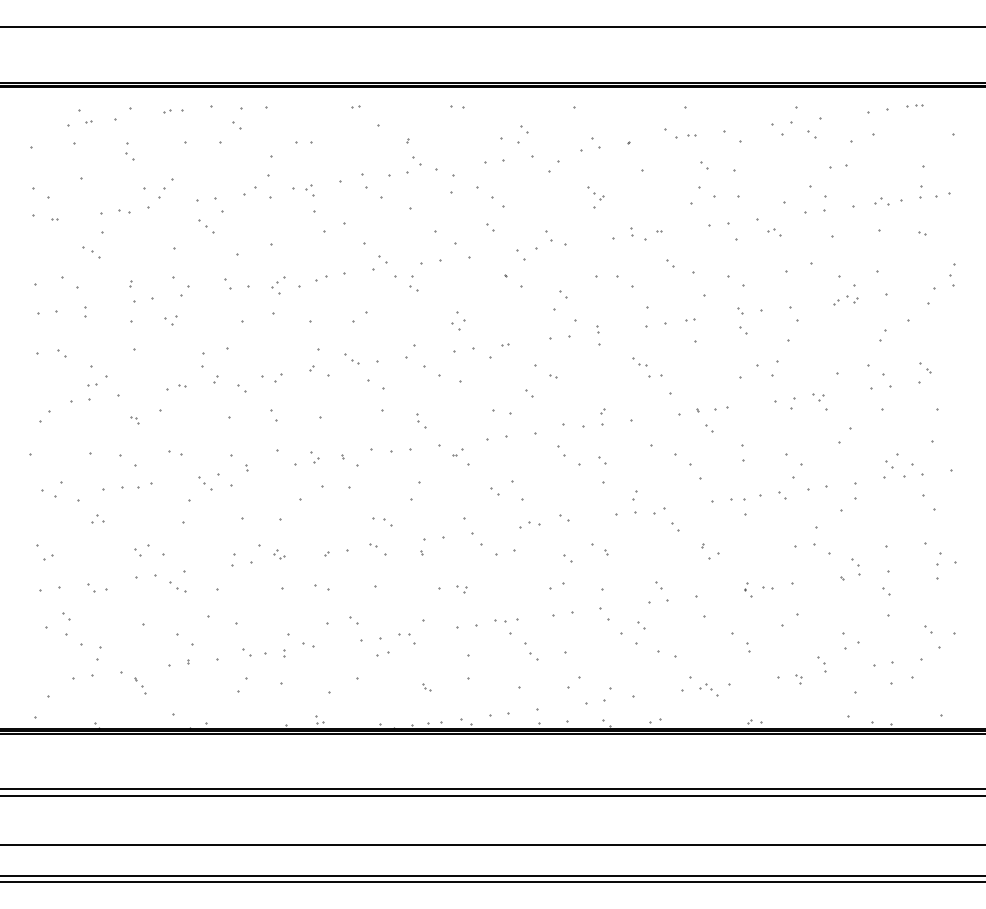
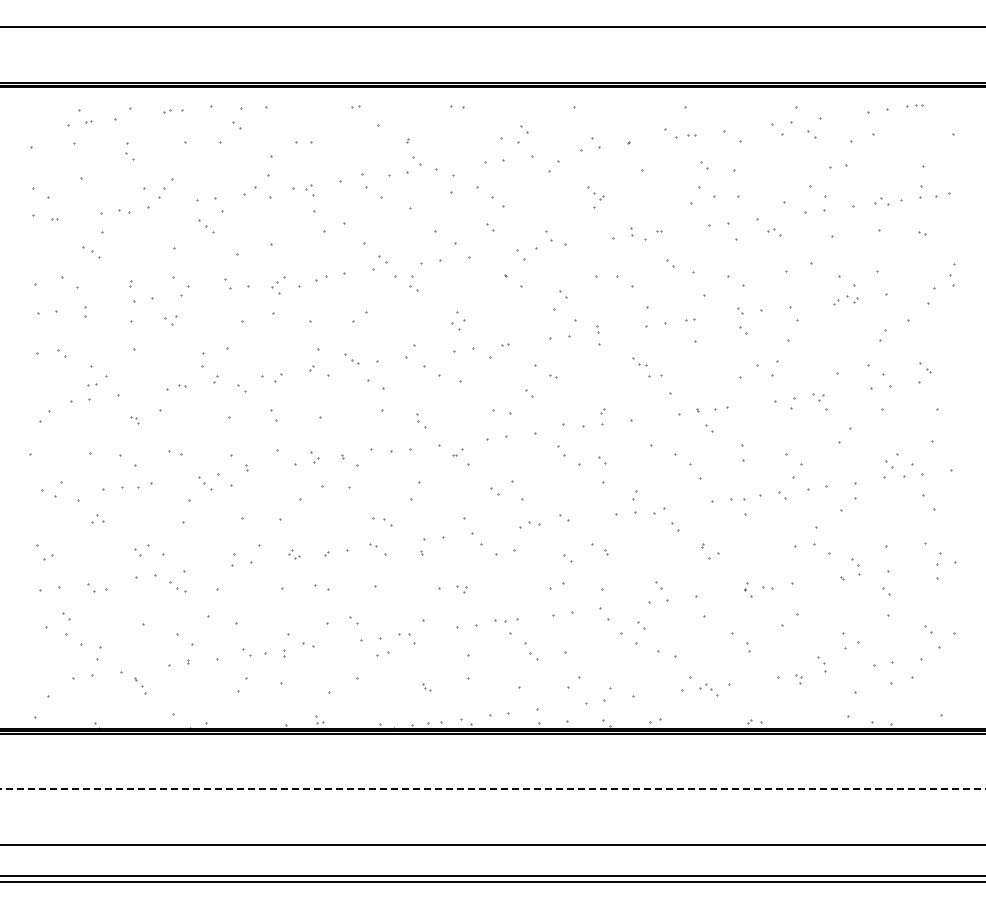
part position: (279, 554) -> (294, 554) (294, 554)
line: solid -> dashed (492, 789)
line: present -> none (492, 796)
